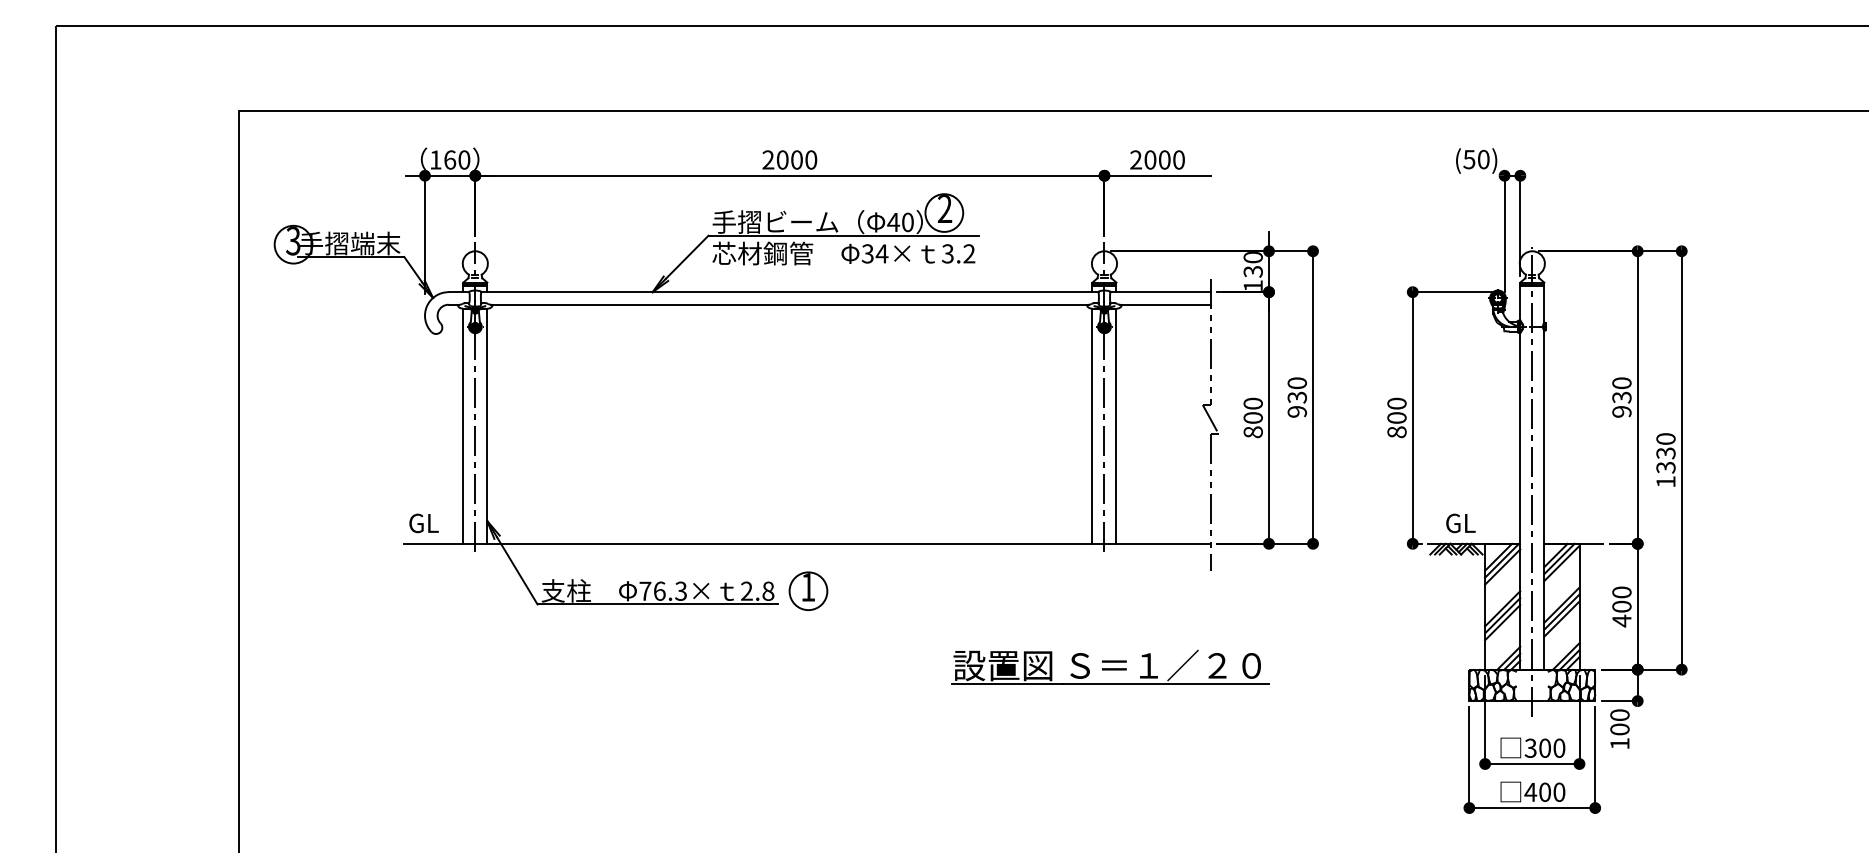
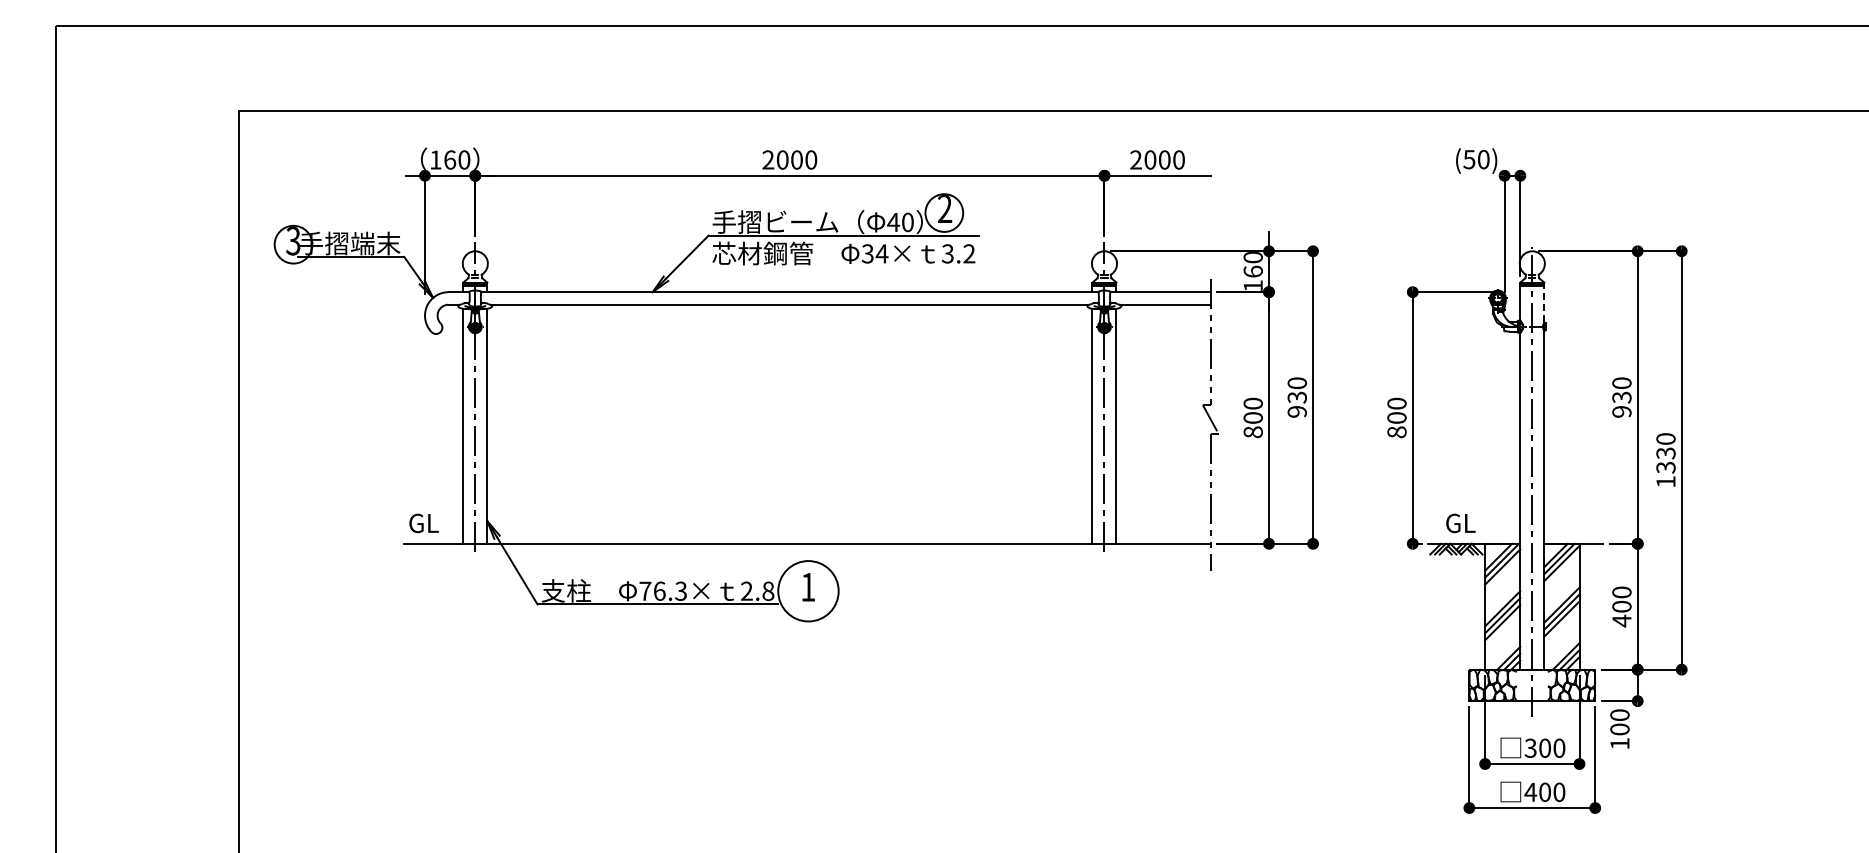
text: 130 -> 160 (1252, 271)
line: solid -> dashed (1544, 303)
circle diameter: 38 px -> 60 px (808, 591)
part: present -> none (1110, 666)
